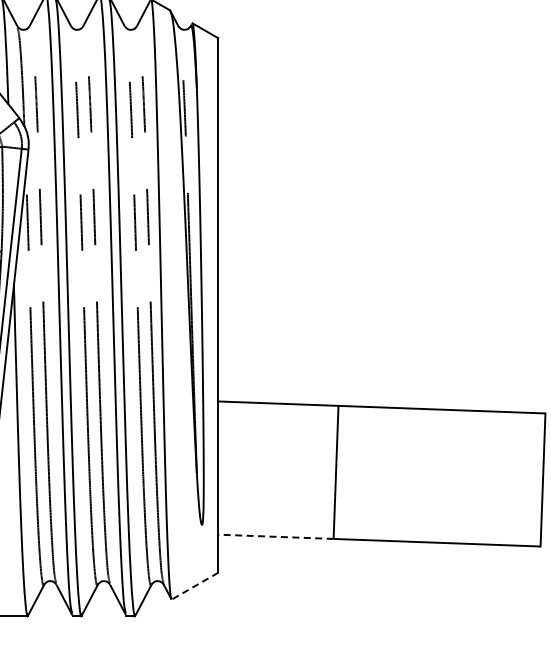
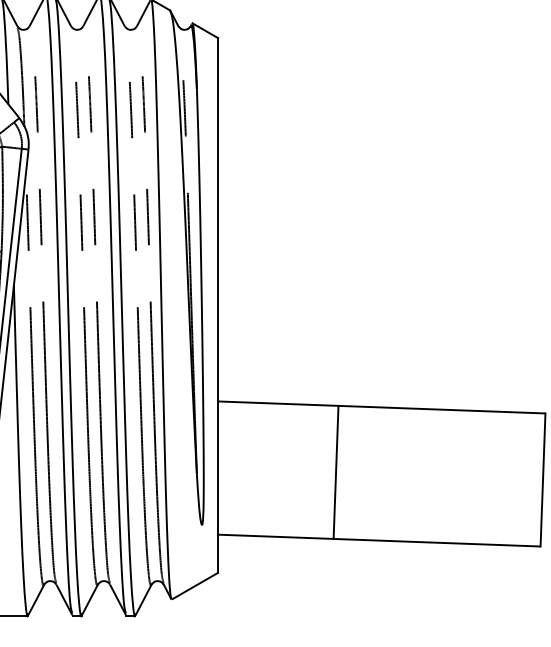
line: dashed -> solid (275, 536)
line: dashed -> solid (195, 585)
